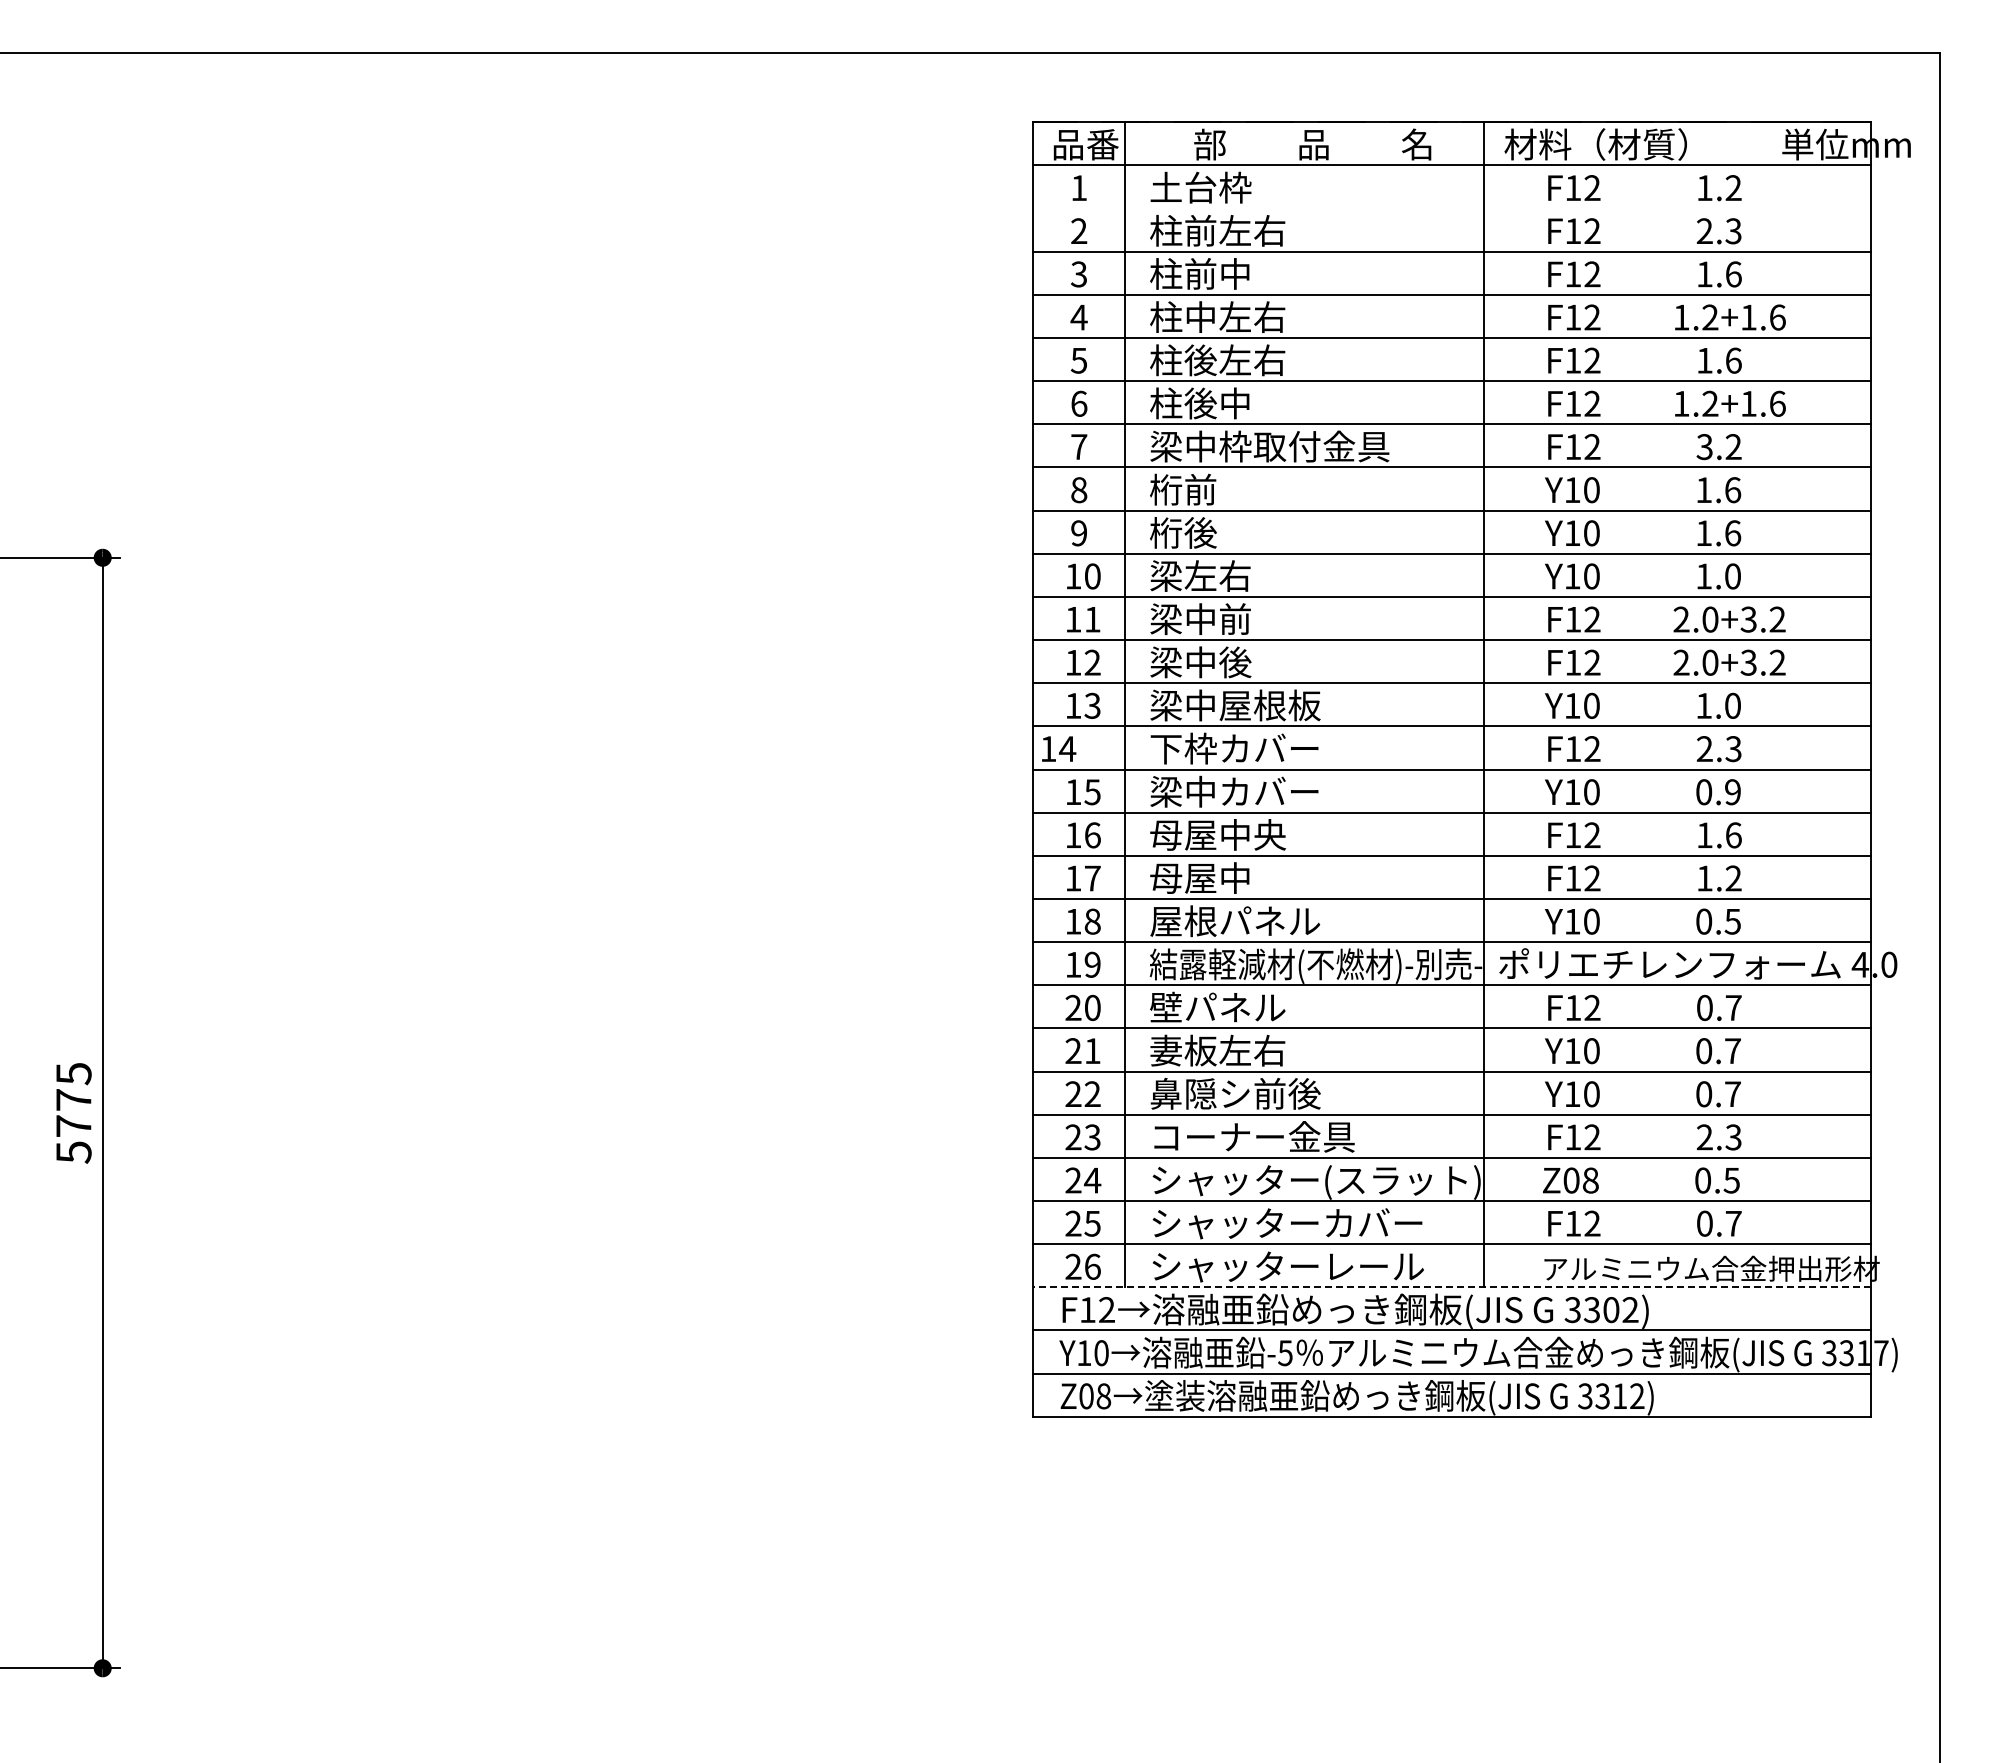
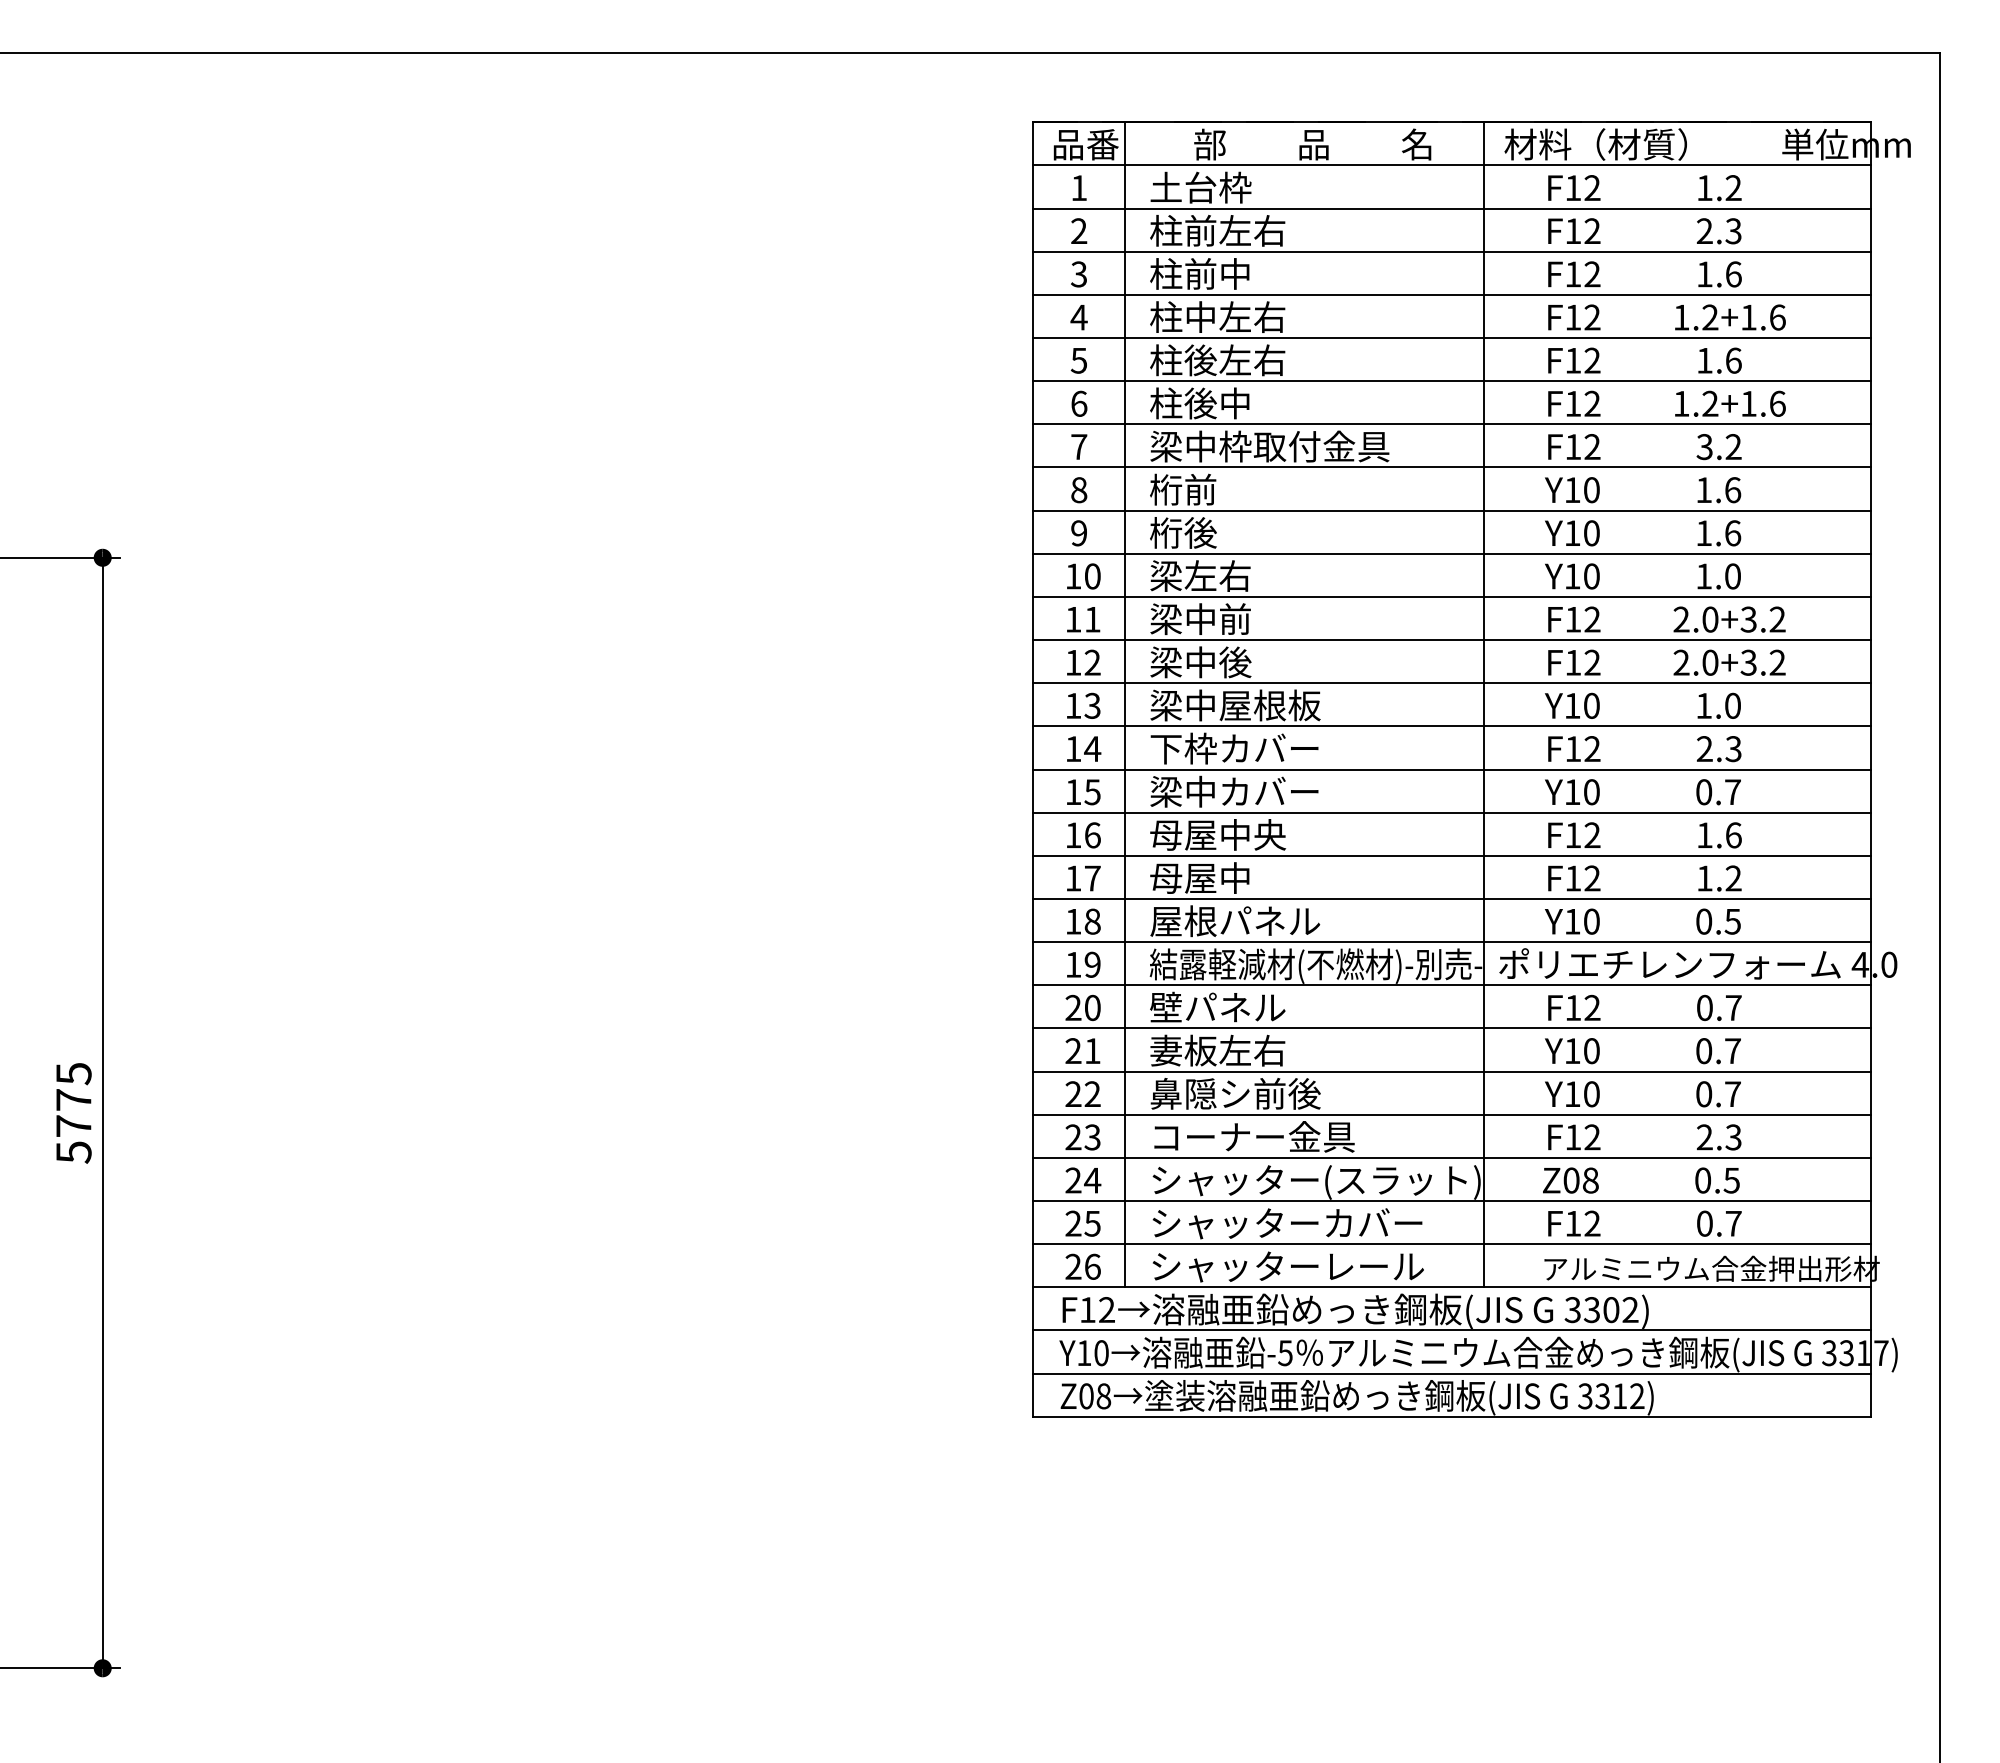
line: none -> present (1451, 208)
text position: (1059, 748) -> (1084, 748) (1084, 748)
text: 0.9 -> 0.7 (1732, 792)
line: dashed -> solid (1451, 1287)
